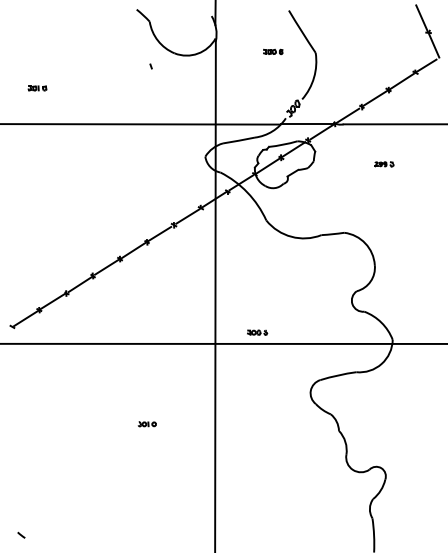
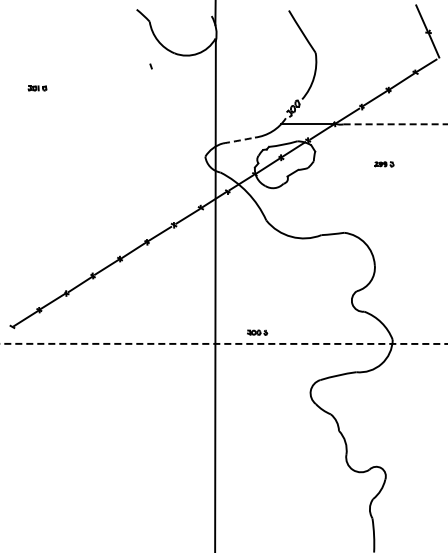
part: present -> none (273, 51)
line: present -> none (140, 124)
line: solid -> dashed (395, 124)
arc: solid -> dashed (239, 140)
line: solid -> dashed (224, 343)
part: present -> none (146, 424)
arc: present -> none (21, 534)
